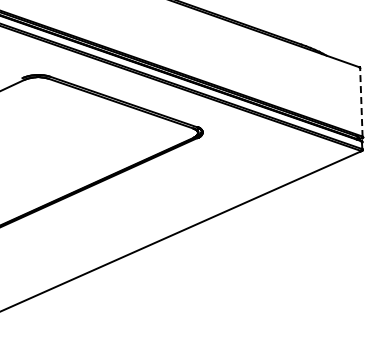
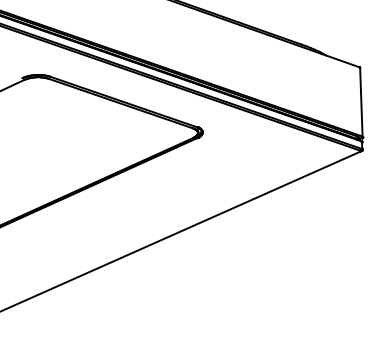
line: dashed -> solid (361, 102)
